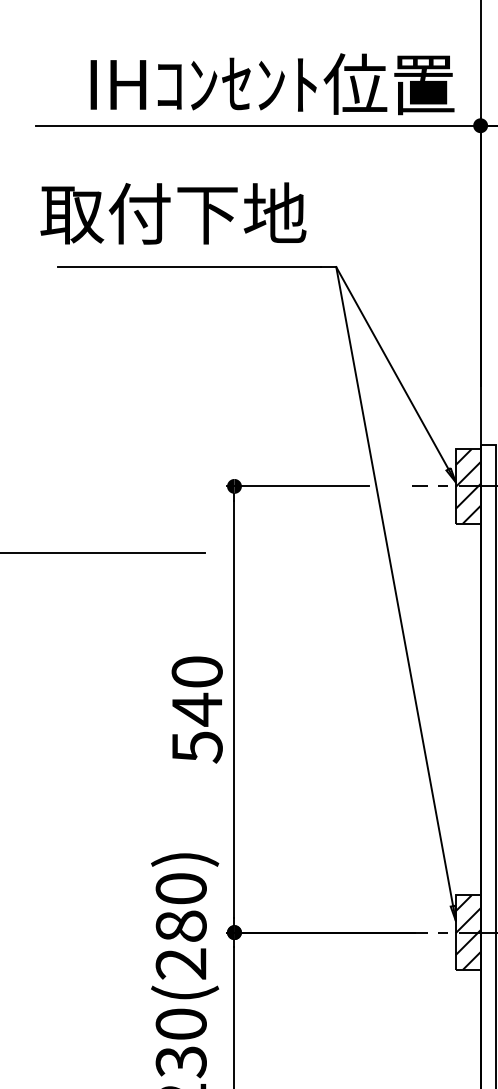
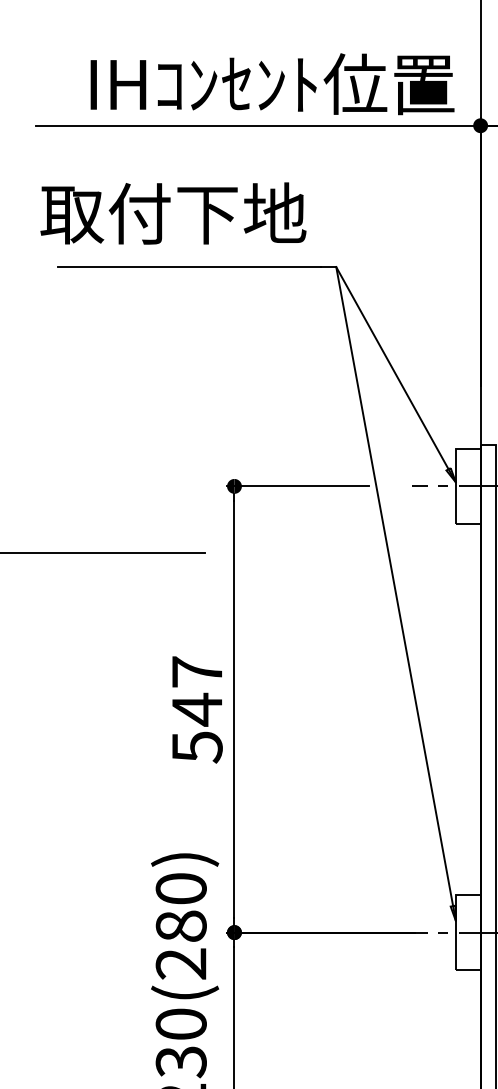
hatch: present -> none (467, 486)
text: 540 -> 547 (196, 671)
hatch: present -> none (467, 932)
